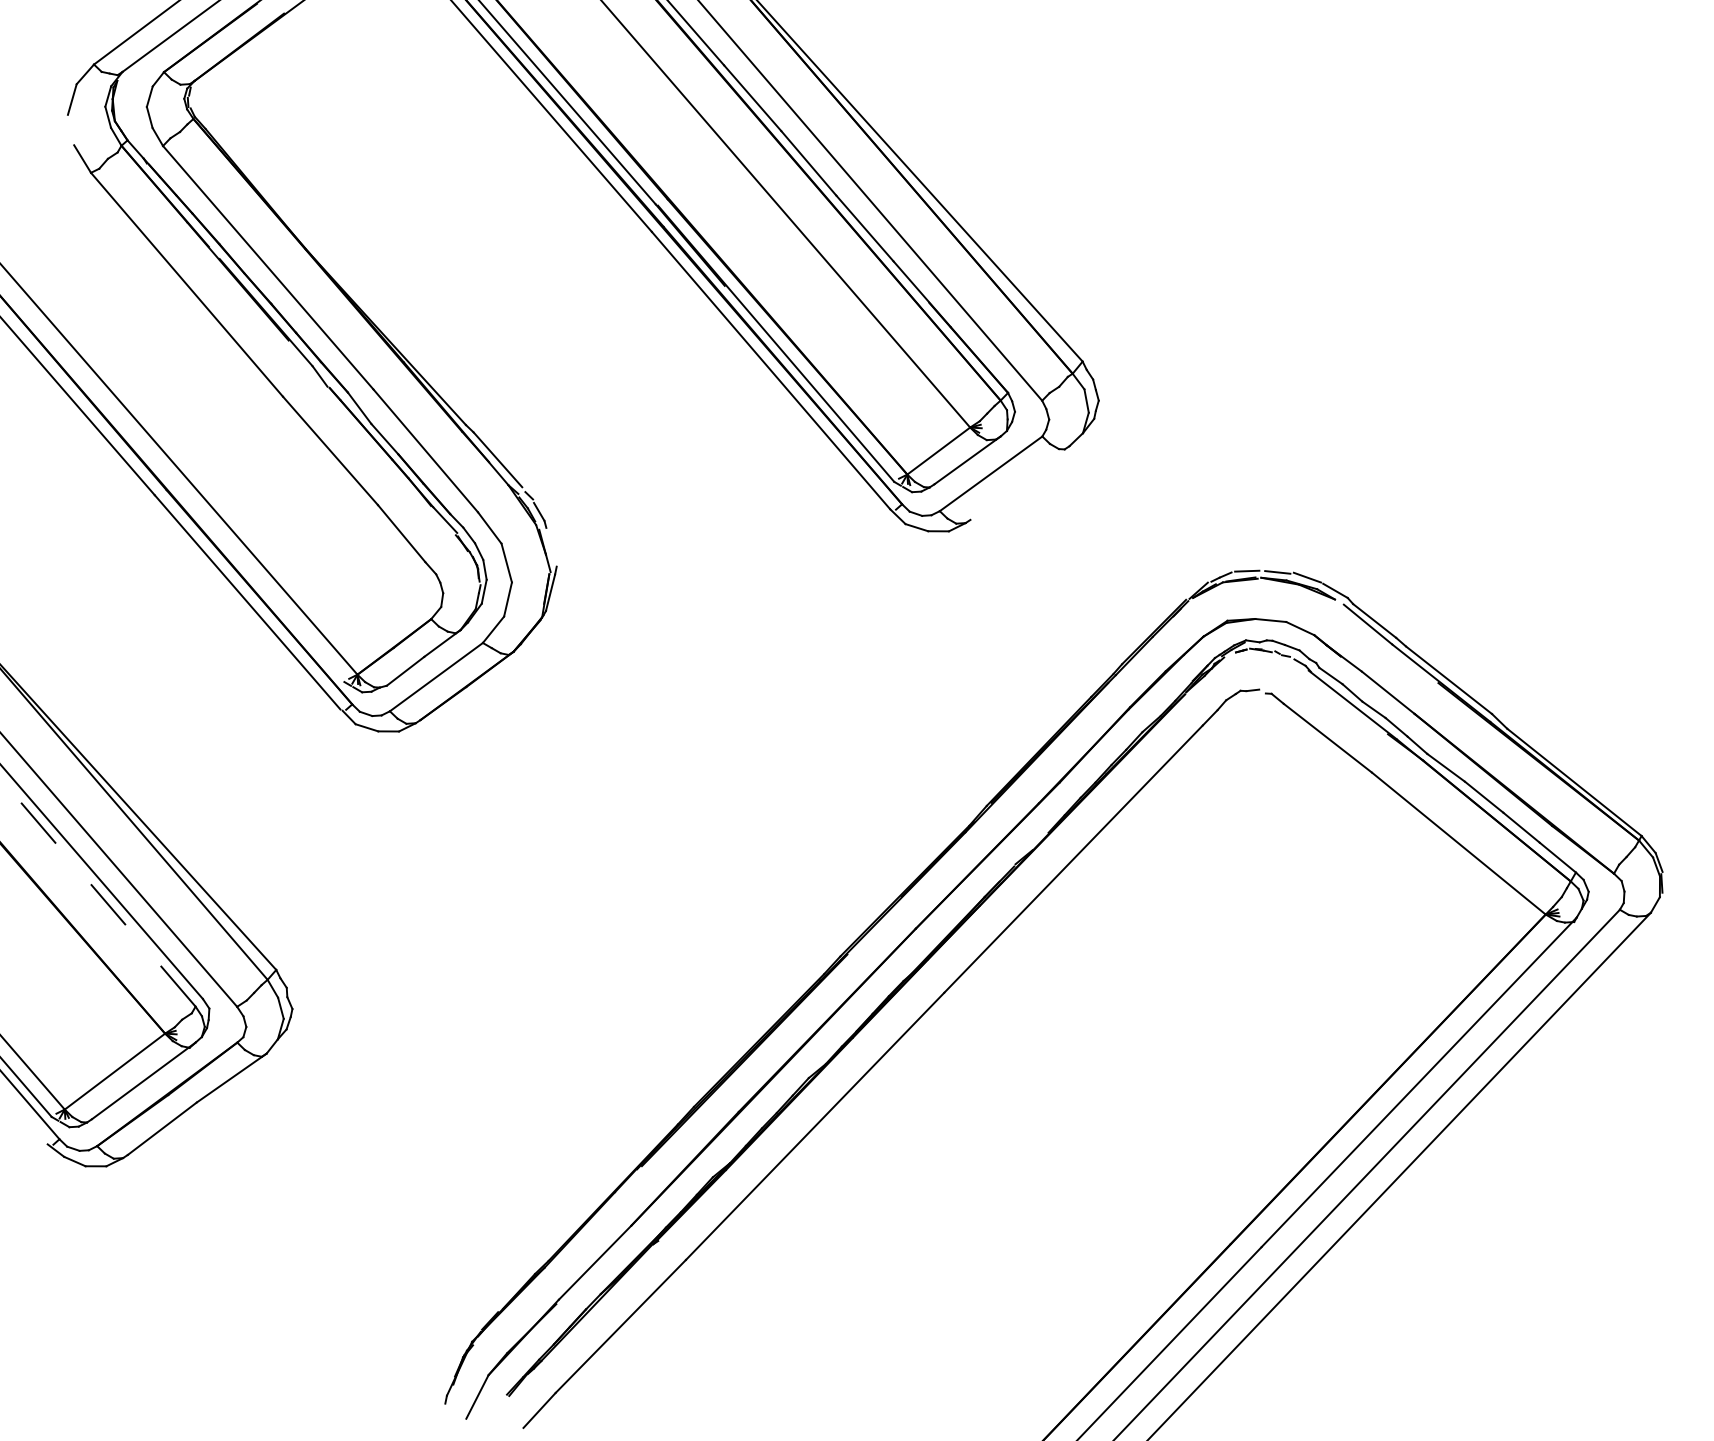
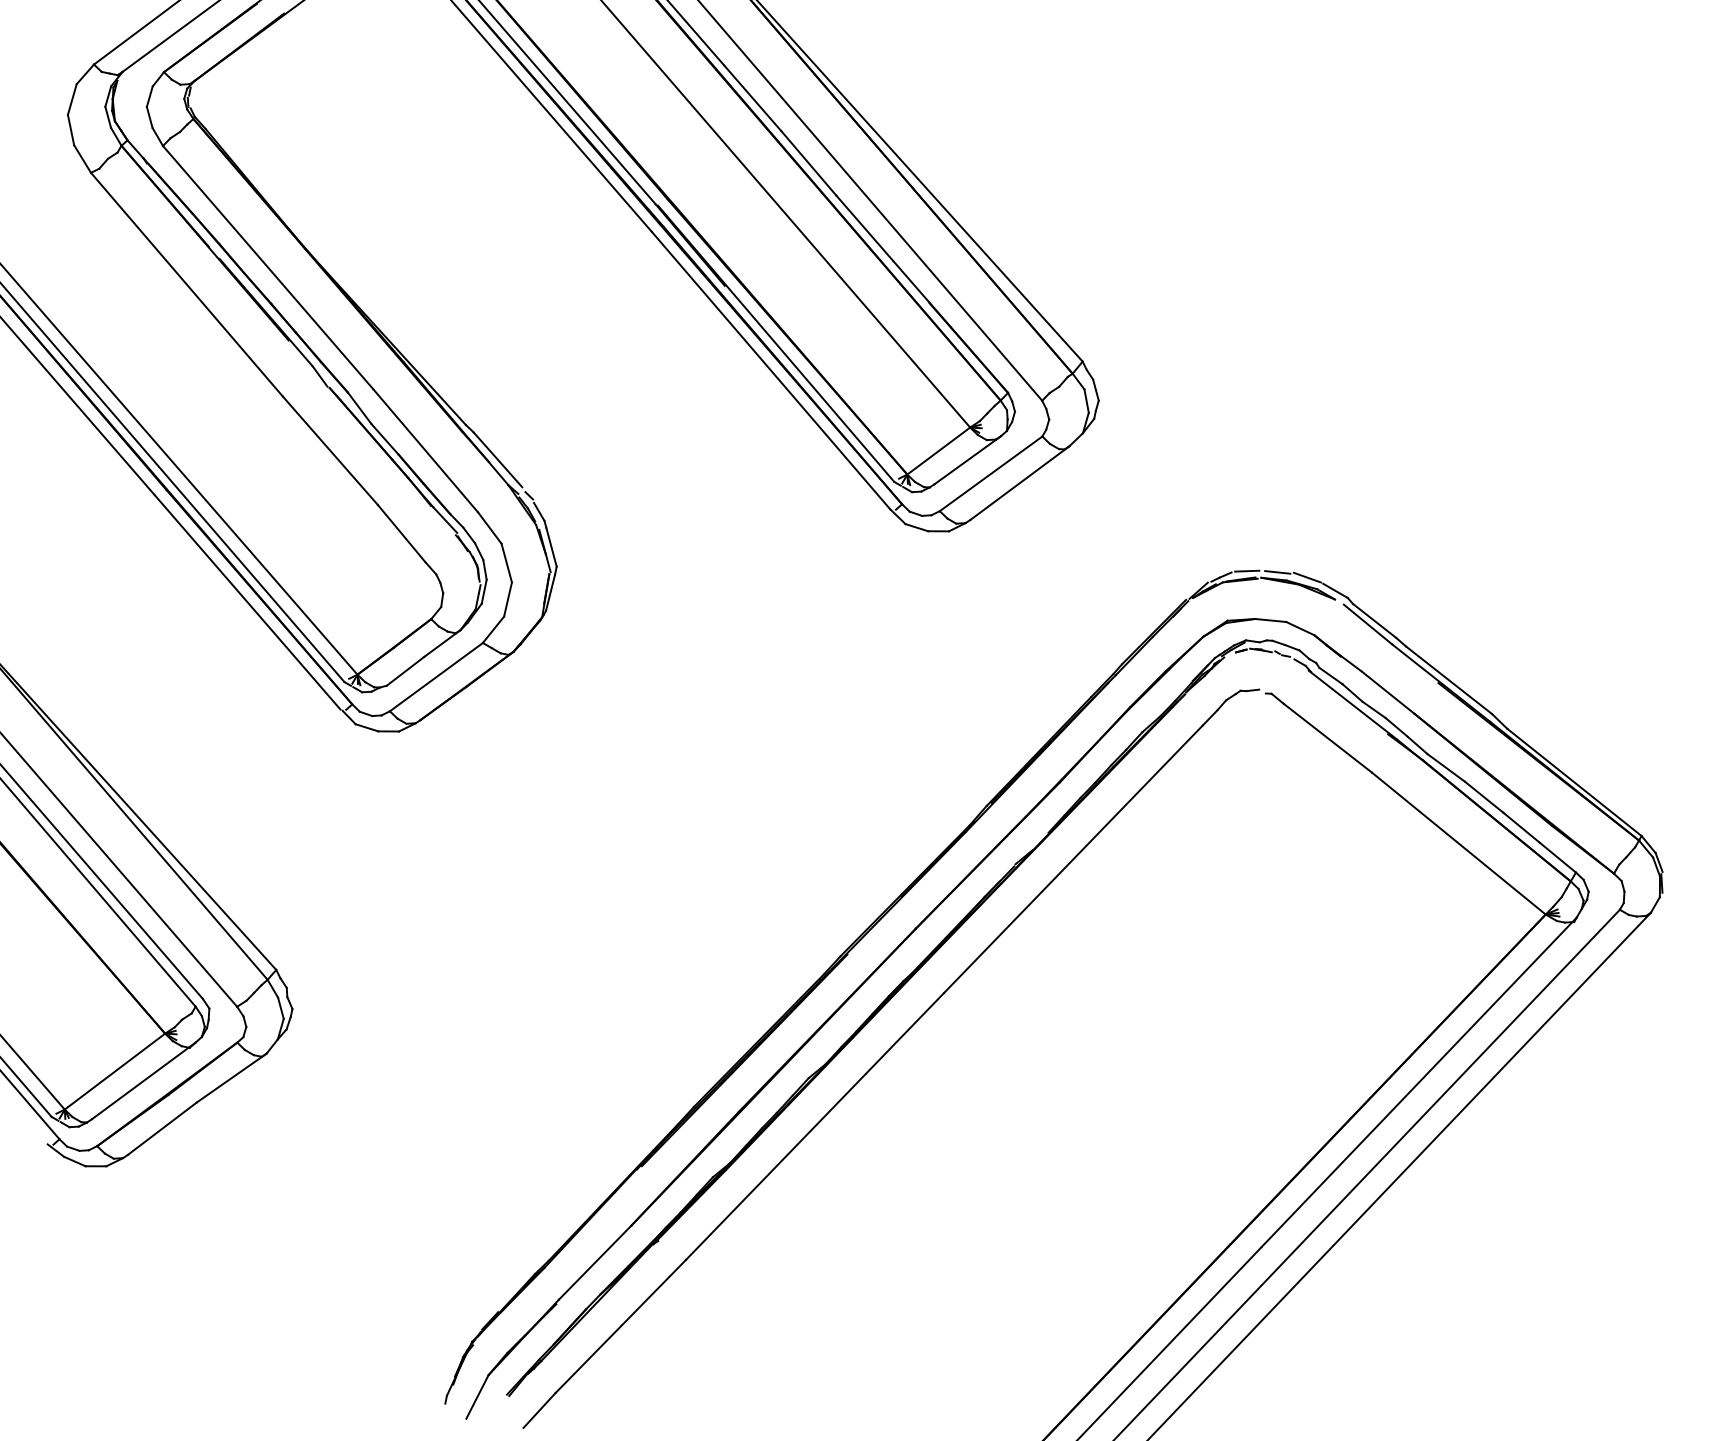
line: none -> present (70, 129)
line: none -> present (1019, 482)
line: none -> present (173, 483)
line: none -> present (551, 546)
line: dashed -> solid (97, 892)
